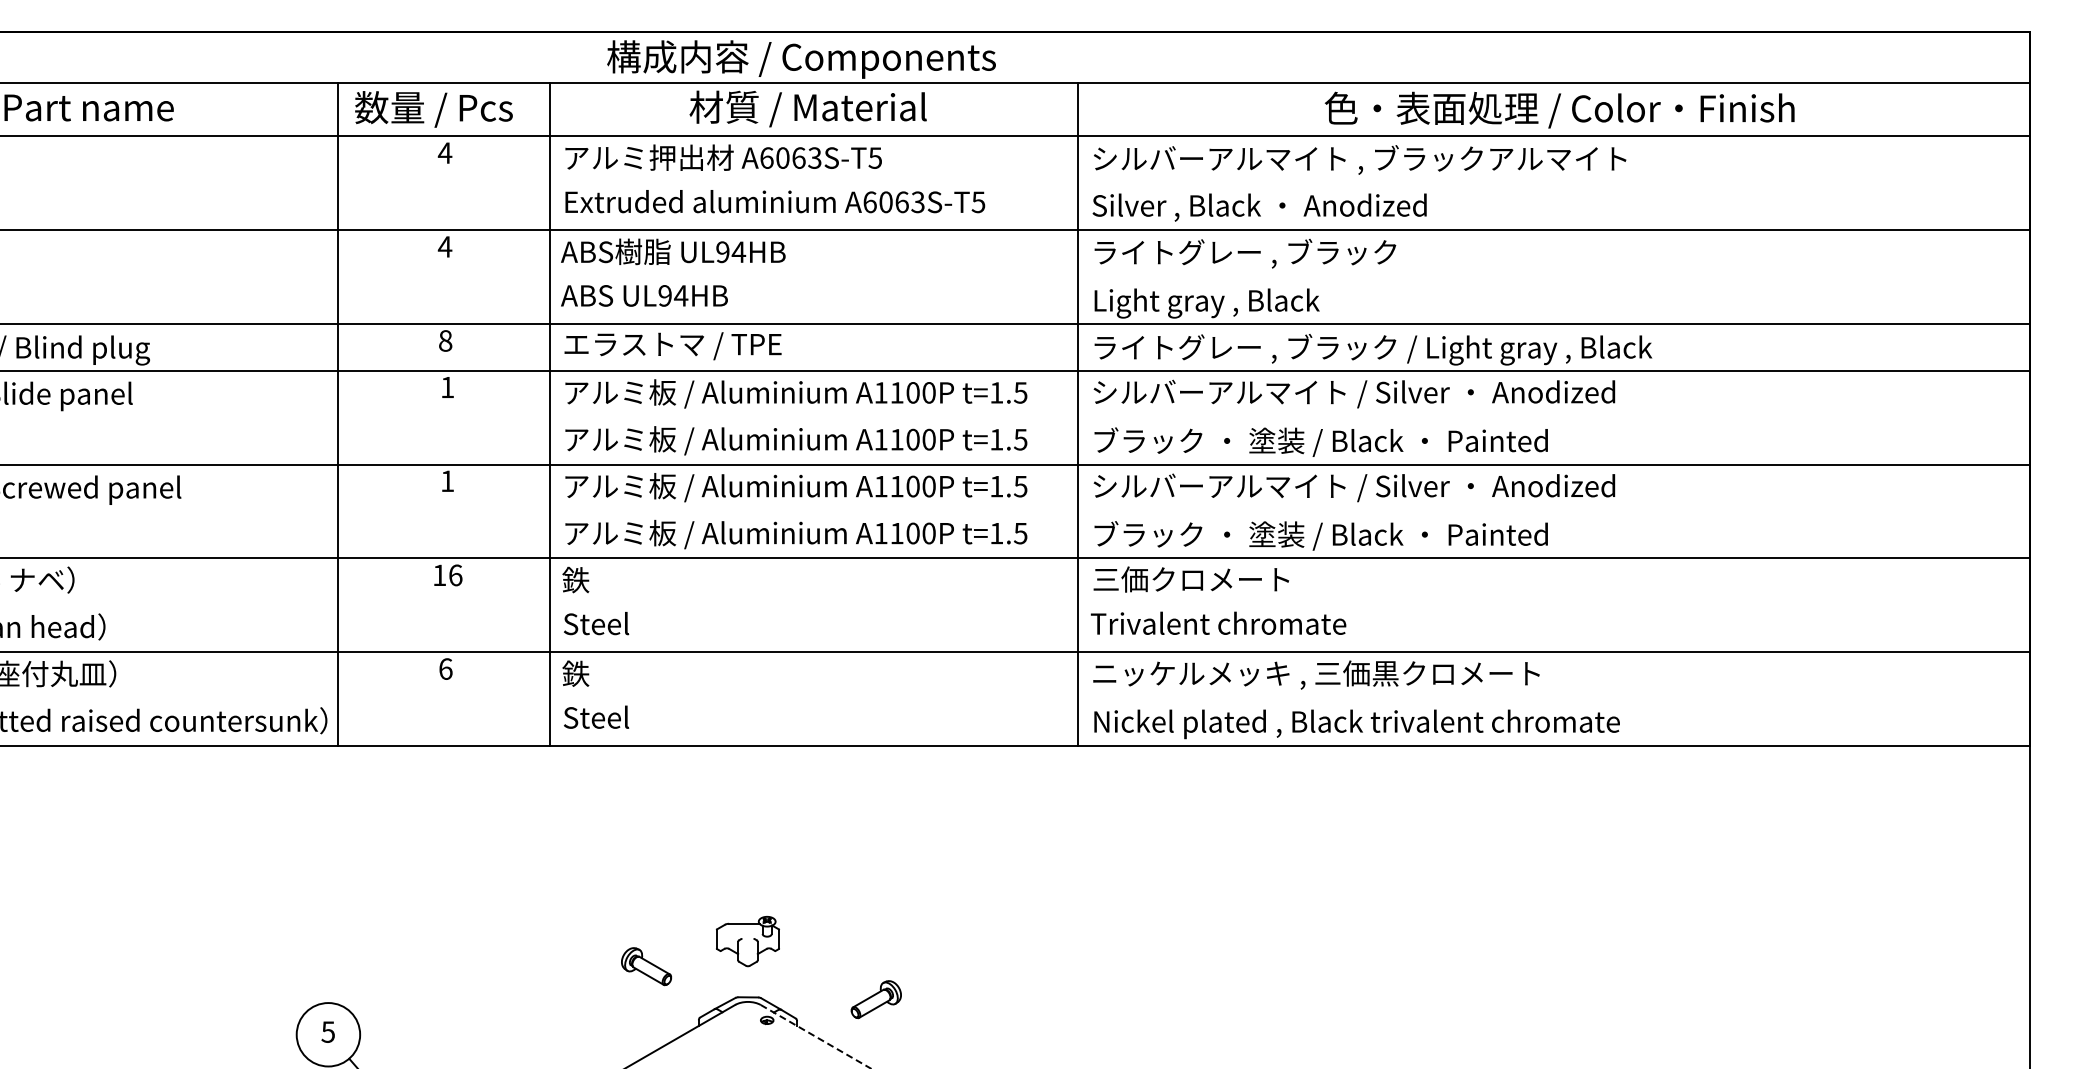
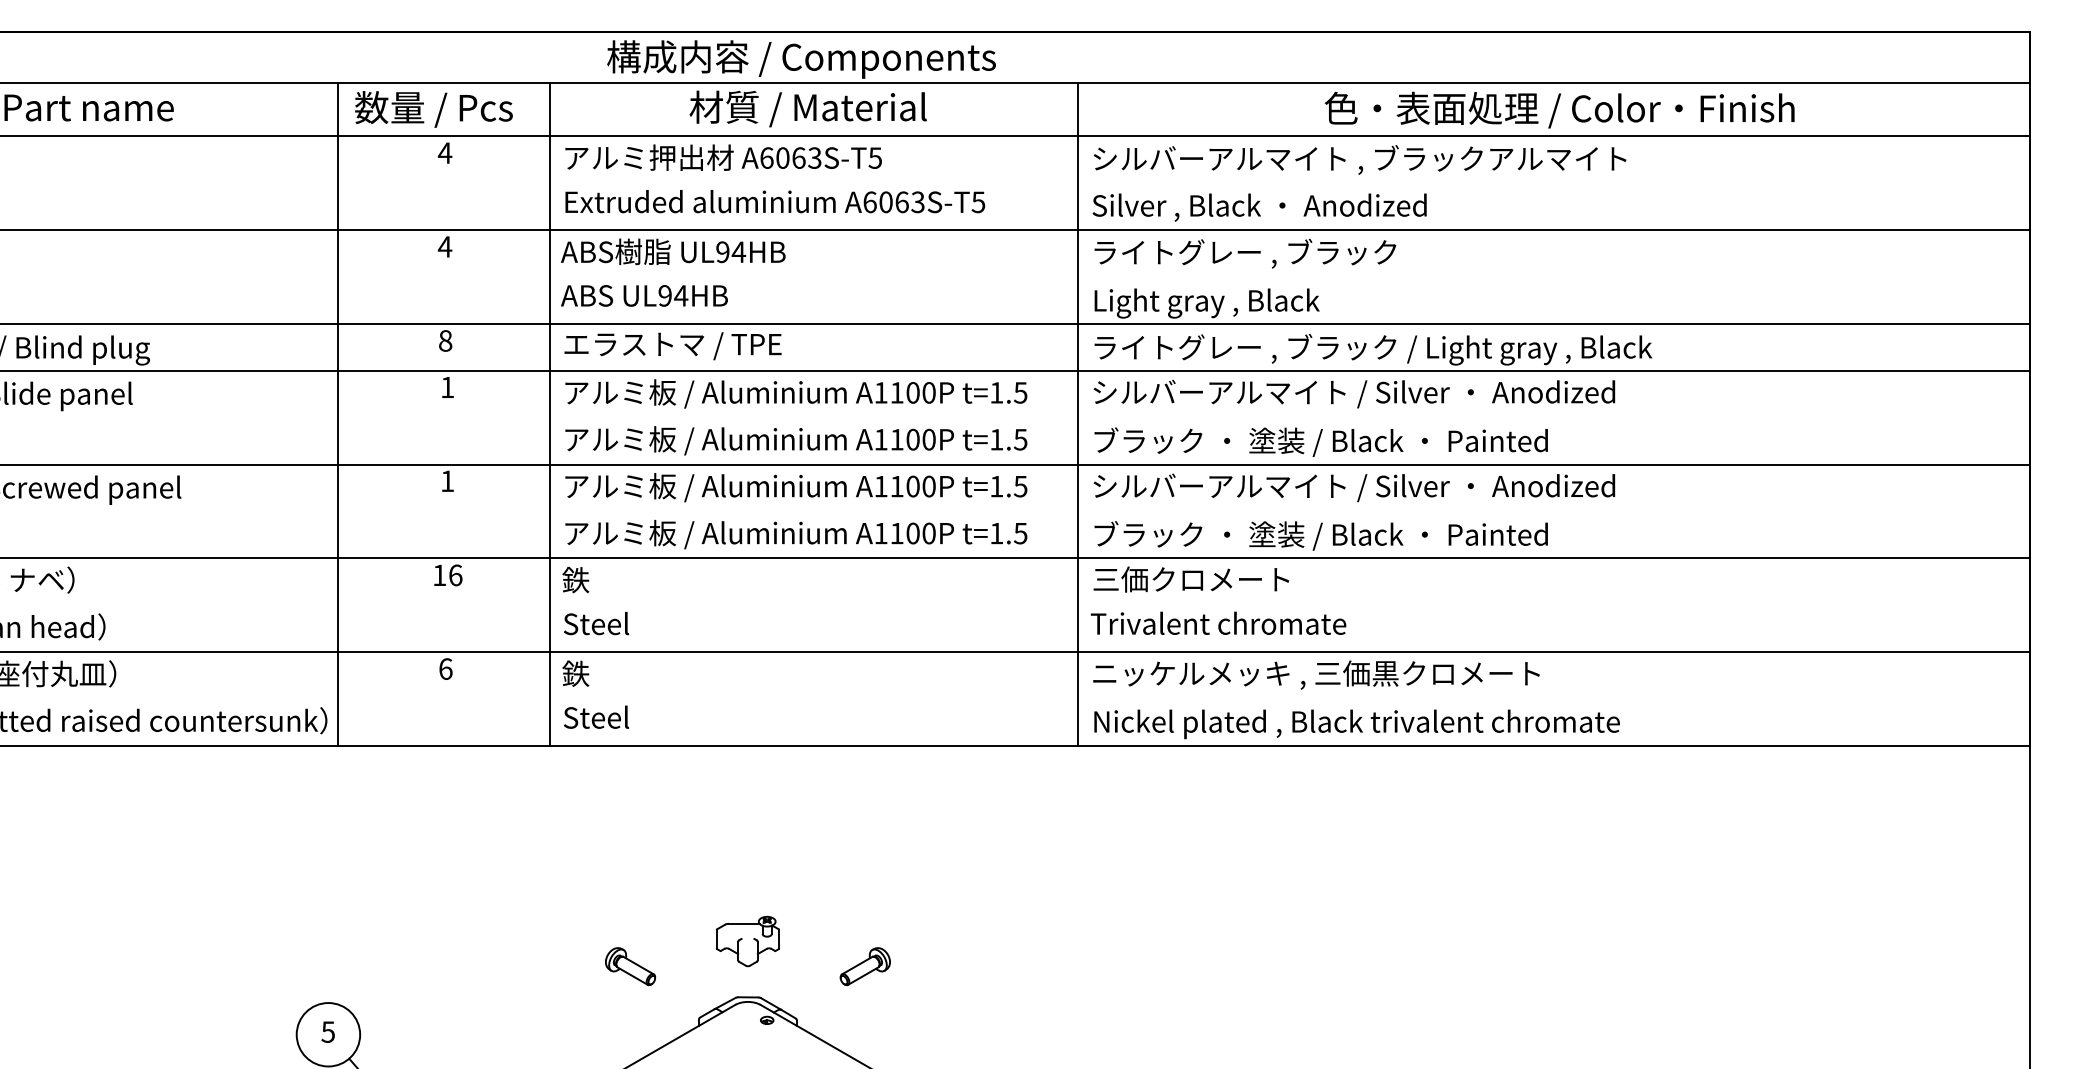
part position: (646, 966) -> (630, 966) (630, 966)
part position: (875, 999) -> (864, 966) (864, 966)
line: dashed -> solid (816, 1036)
